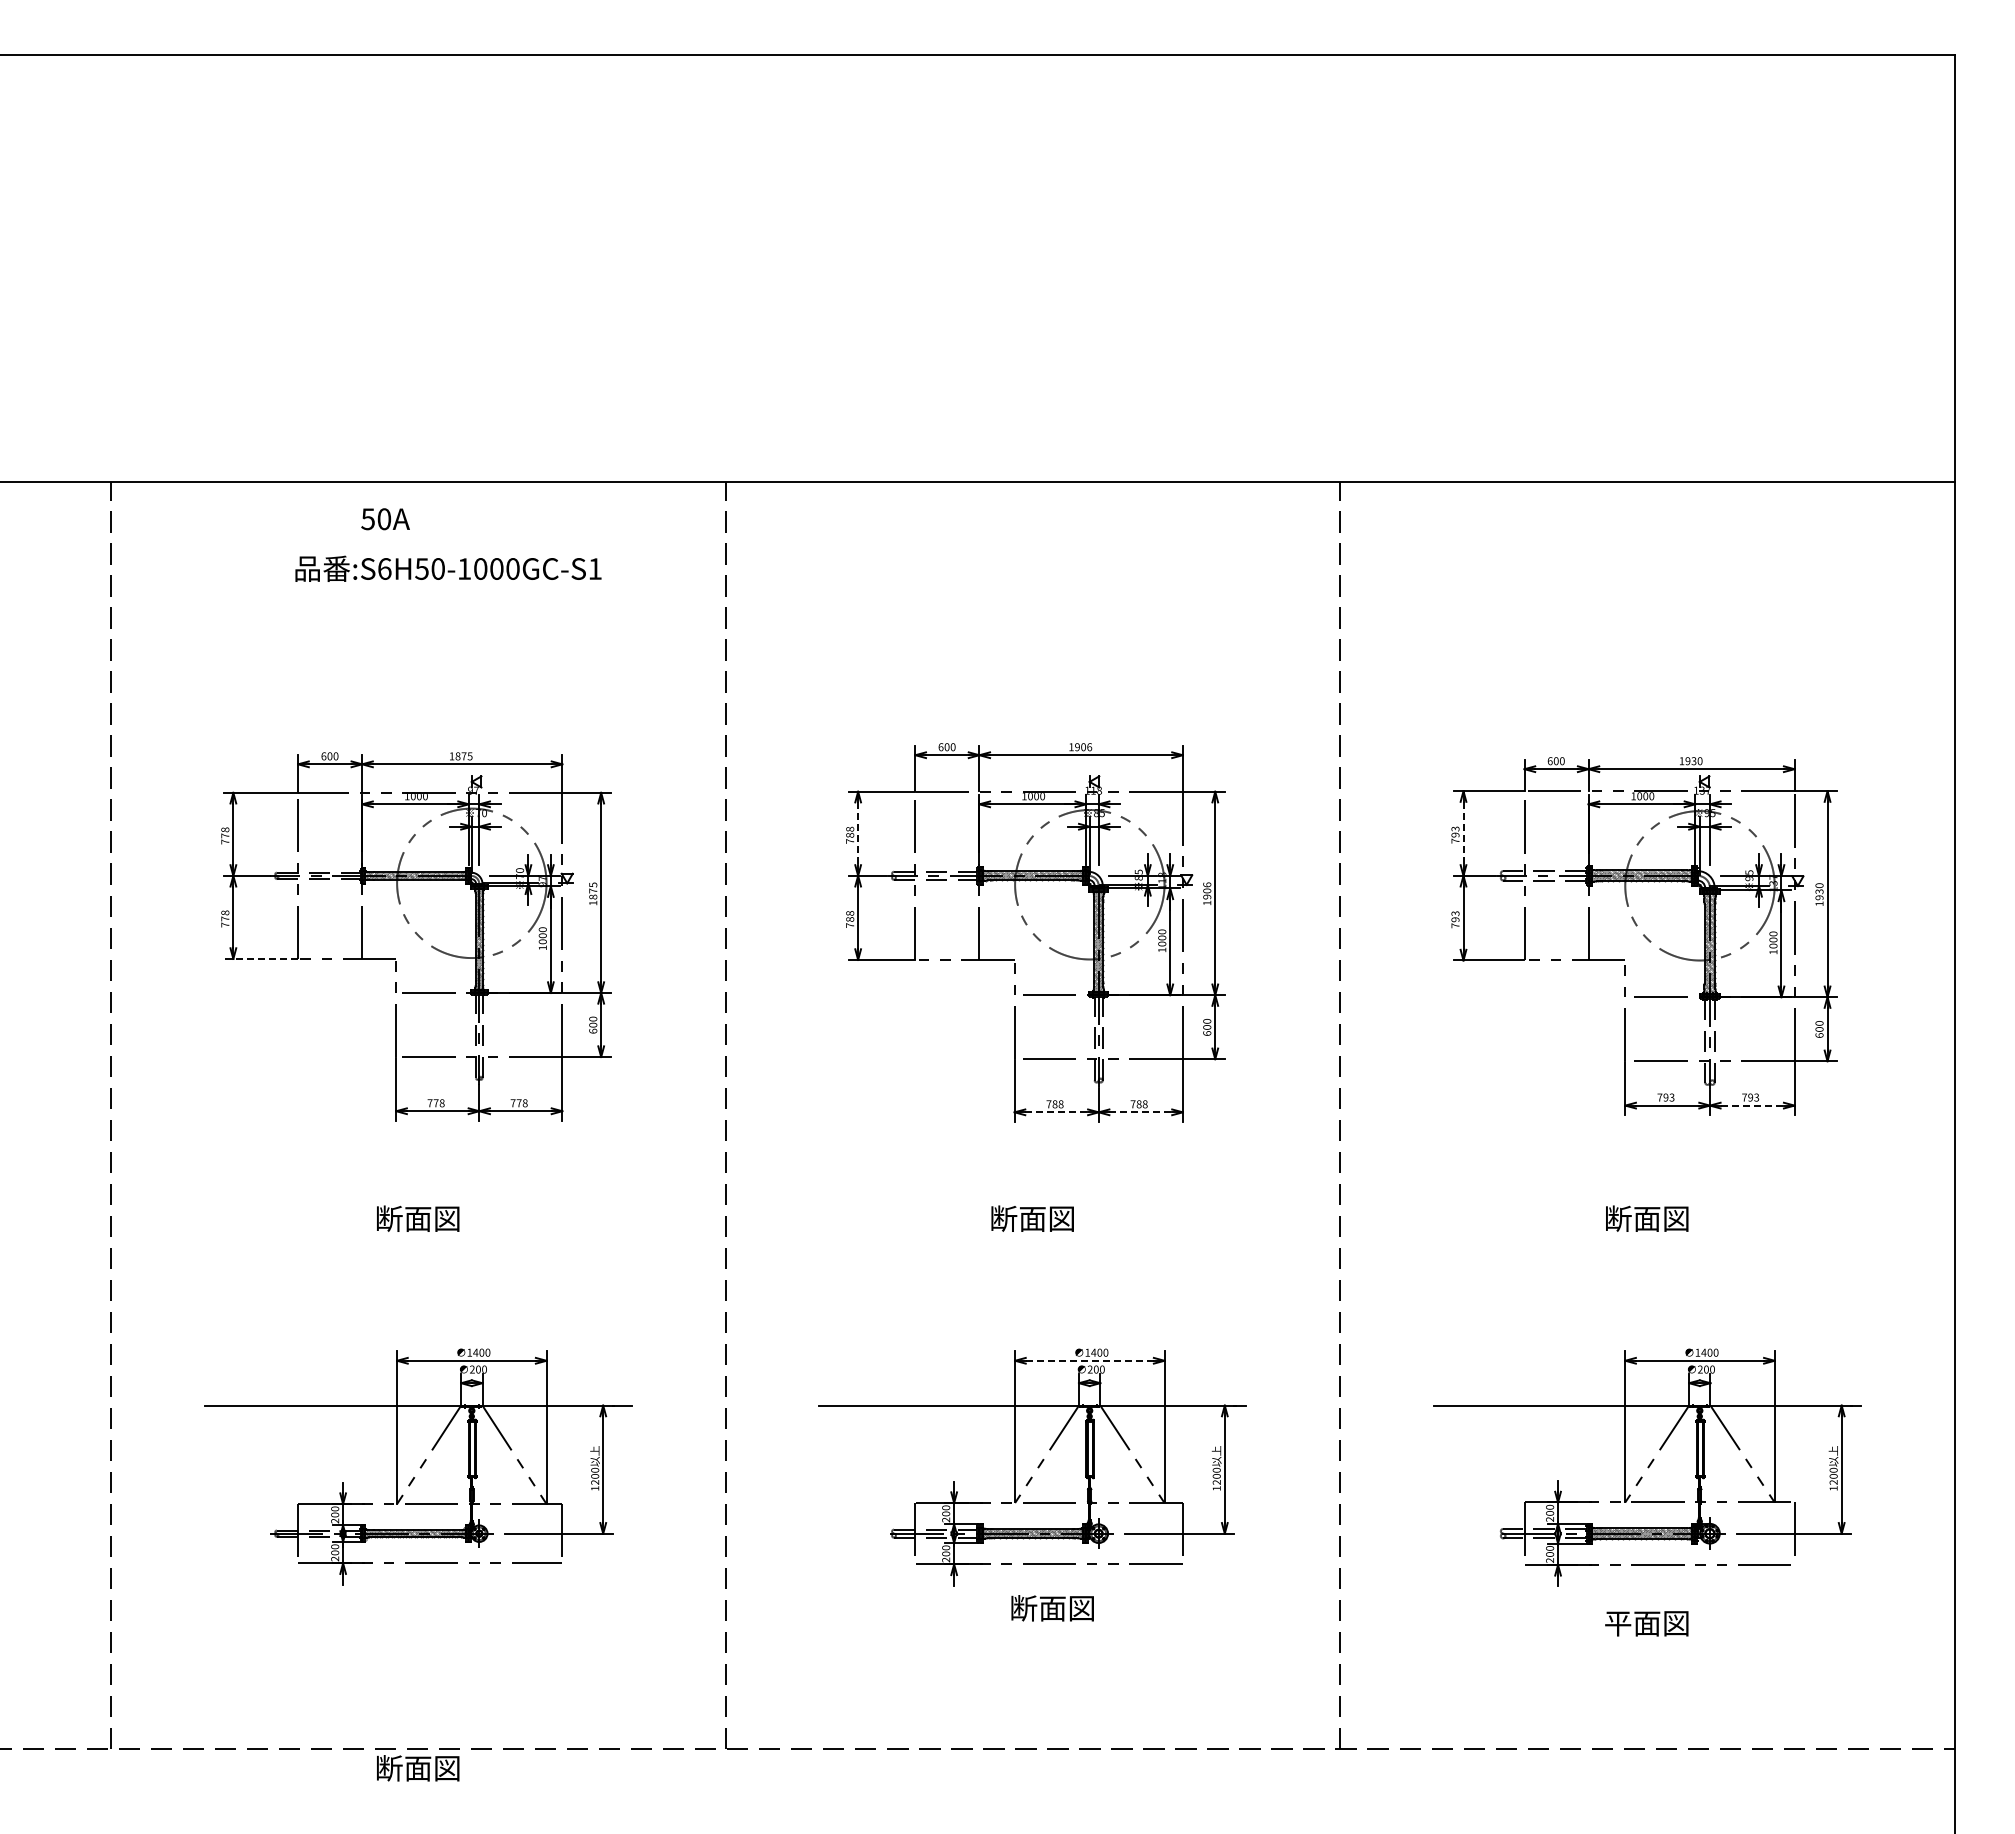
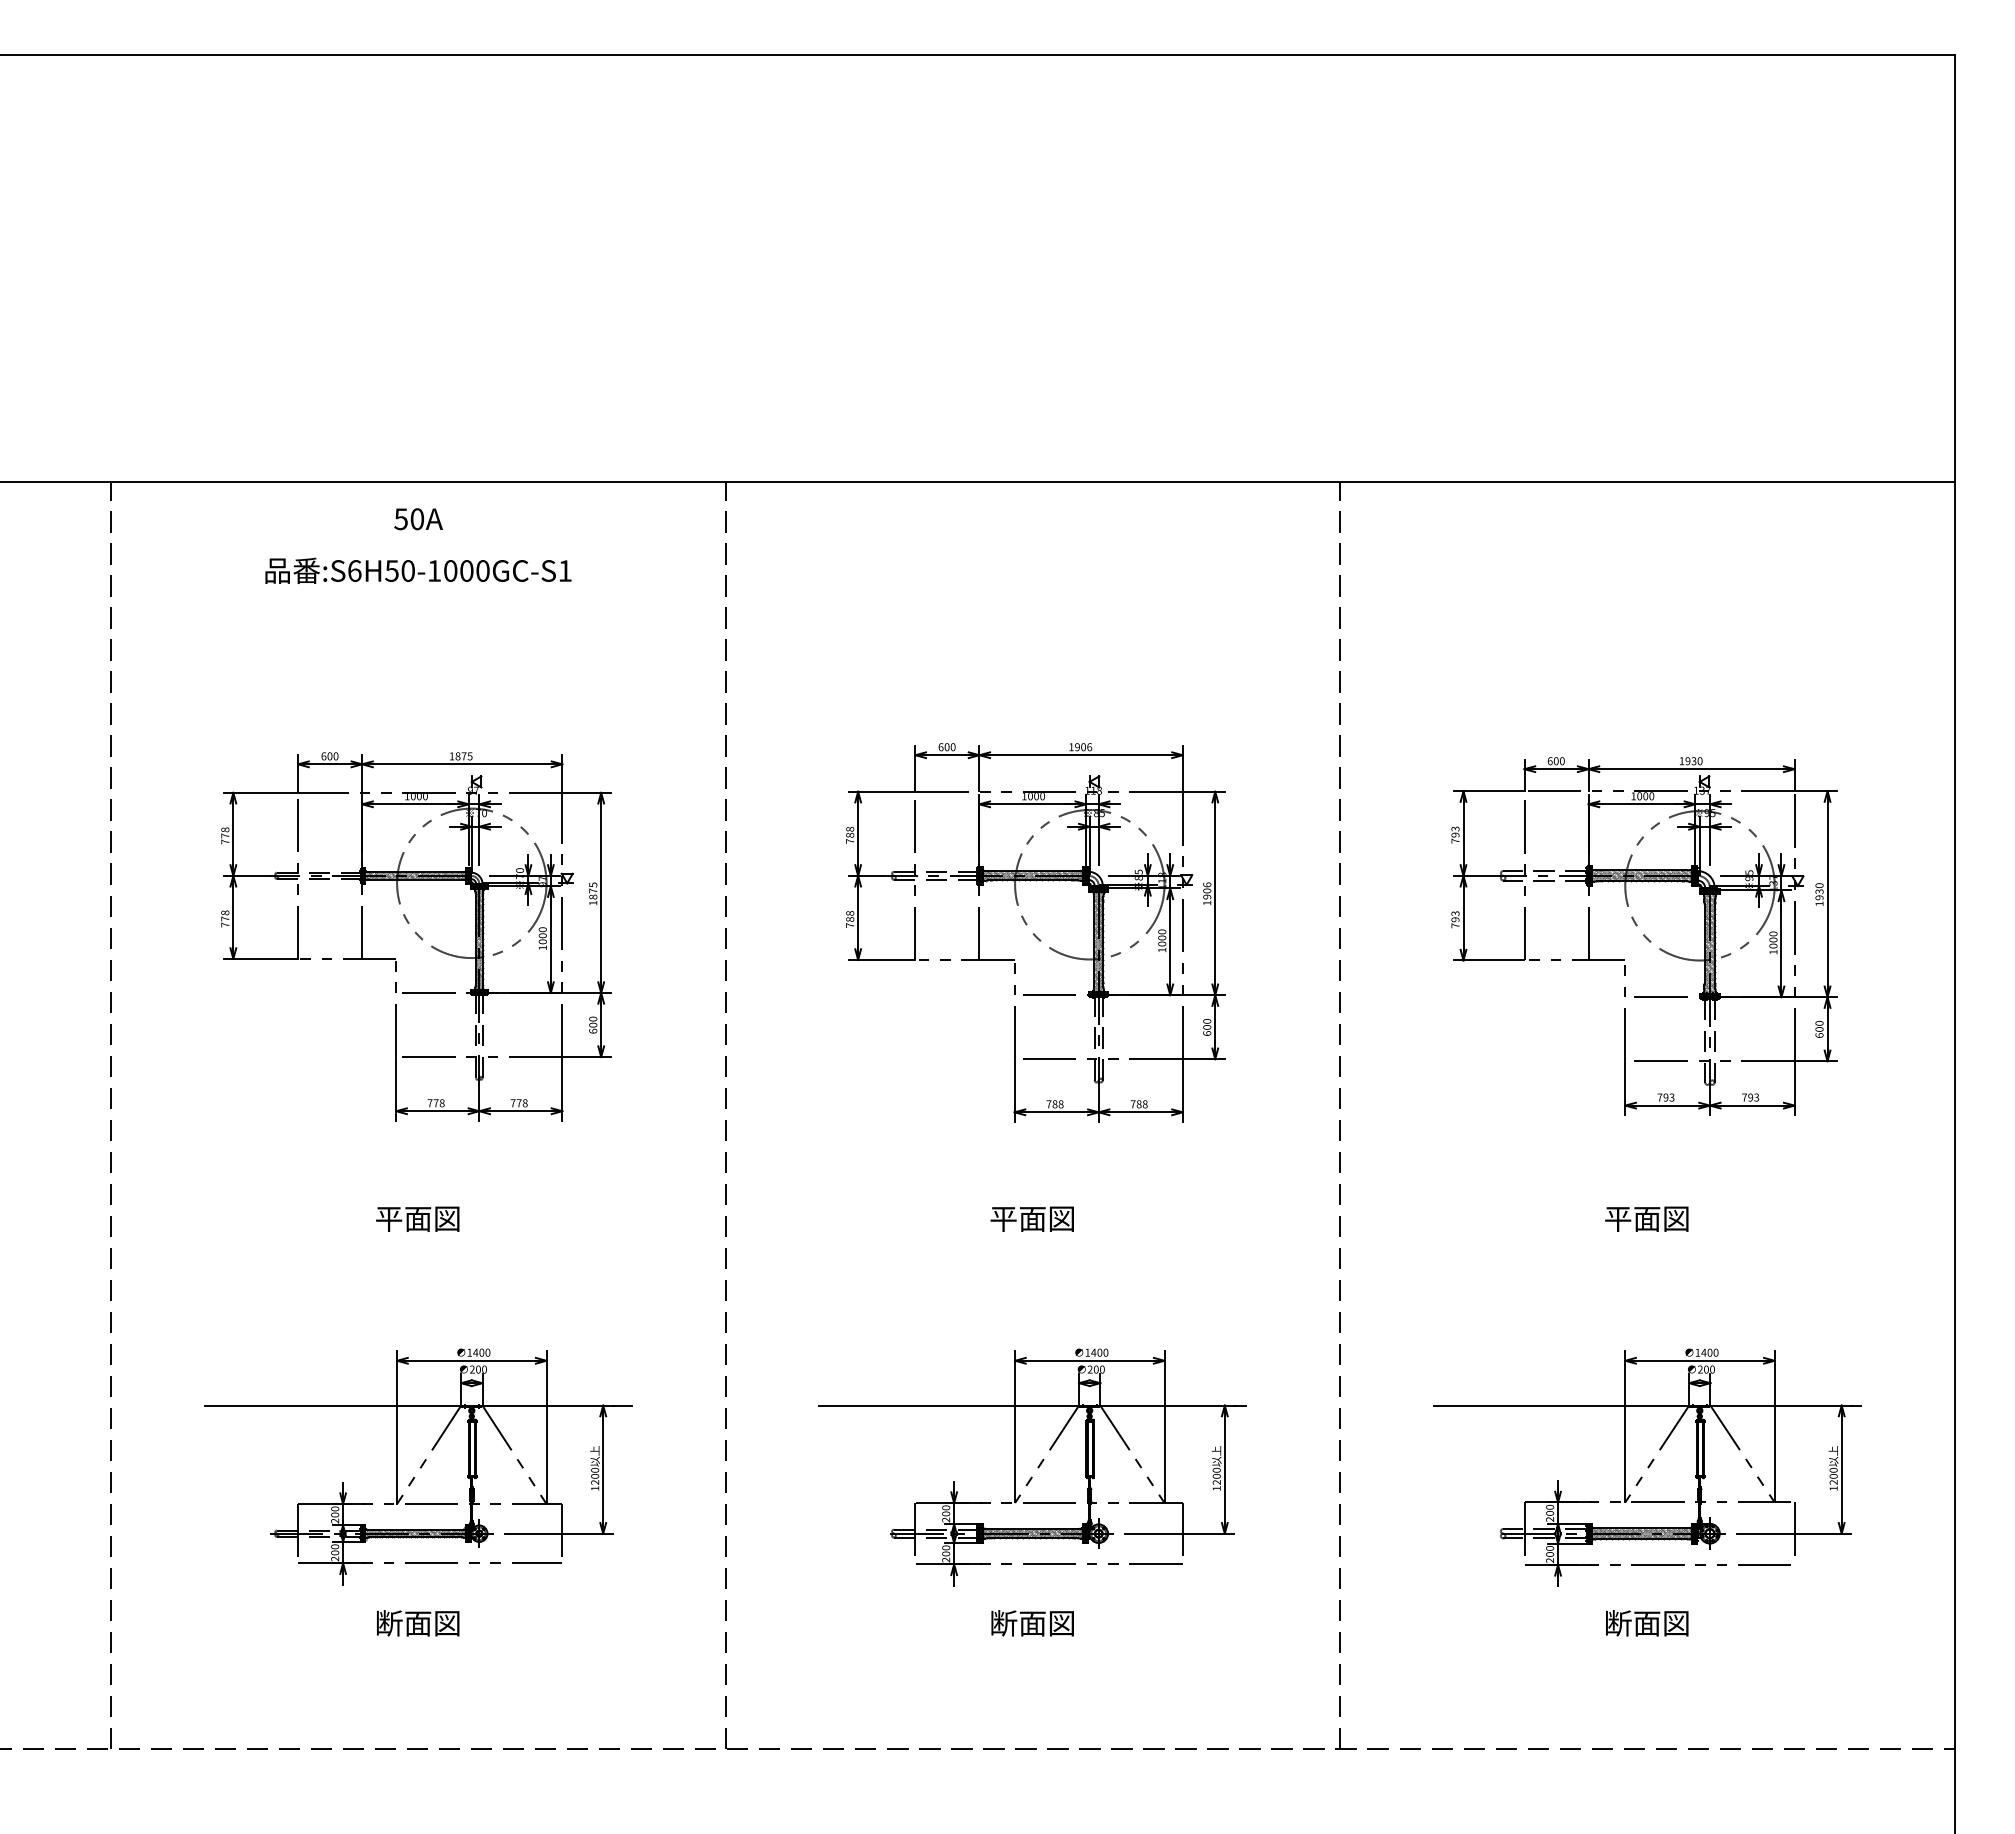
text position: (385, 519) -> (418, 519) (418, 519)
text position: (448, 568) -> (418, 570) (418, 570)
line: dashed -> solid (1463, 833)
line: dashed -> solid (858, 834)
line: dashed -> solid (260, 958)
line: dashed -> solid (1752, 1105)
line: dashed -> solid (1057, 1112)
line: dashed -> solid (1141, 1112)
text: 断面図 -> 平面図 (389, 1218)
text: 断面図 -> 平面図 (1003, 1218)
text: 断面図 -> 平面図 (1618, 1218)
line: dashed -> solid (1089, 1360)
text position: (1052, 1608) -> (1032, 1623) (1032, 1623)
text: 平面図 -> 断面図 (1618, 1623)
text position: (418, 1768) -> (418, 1623) (418, 1623)
